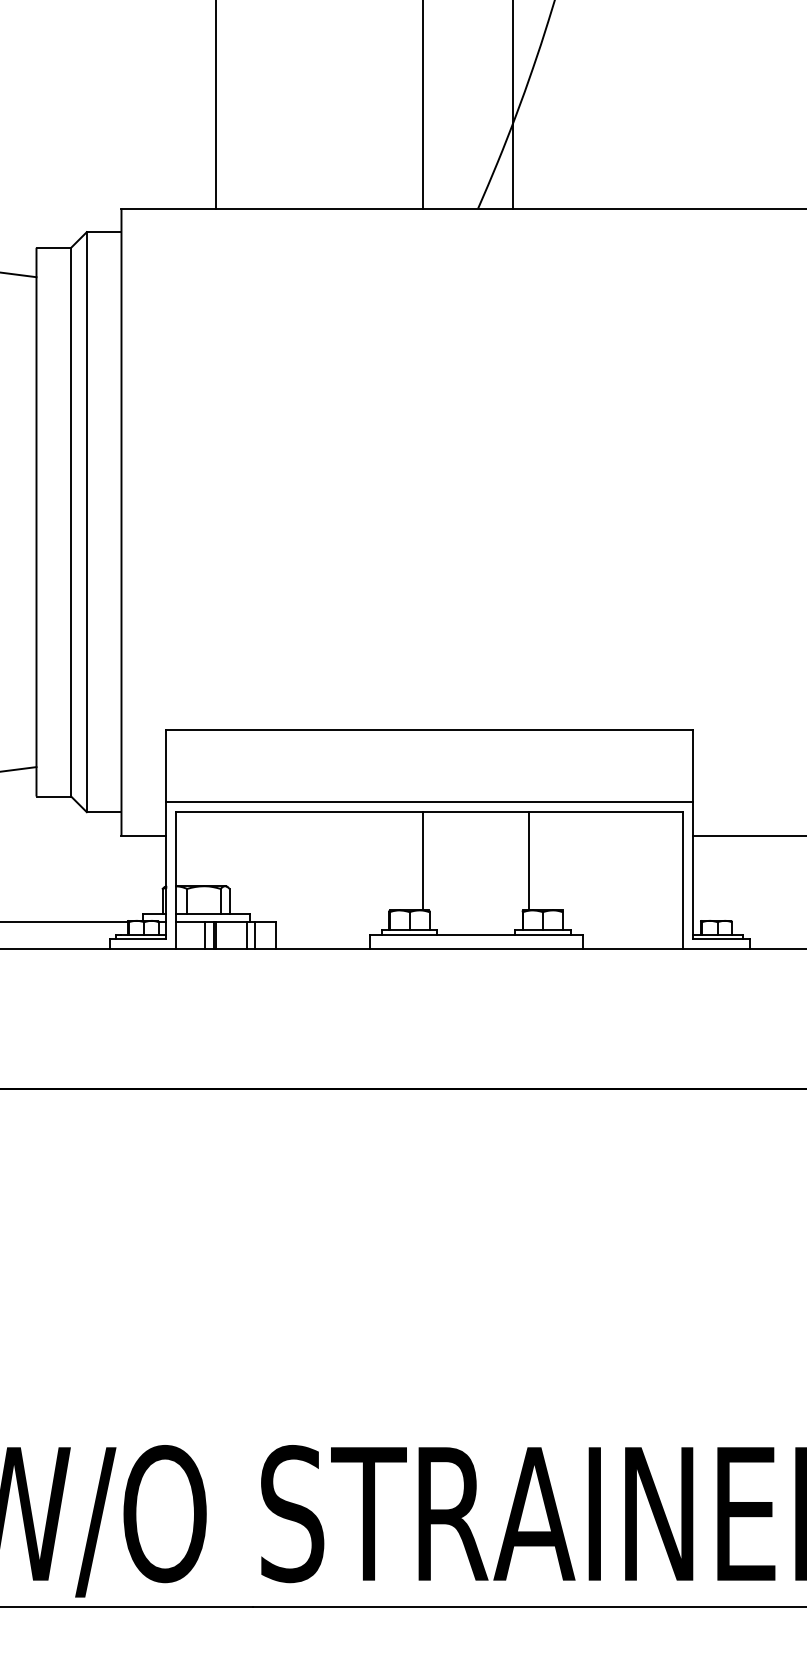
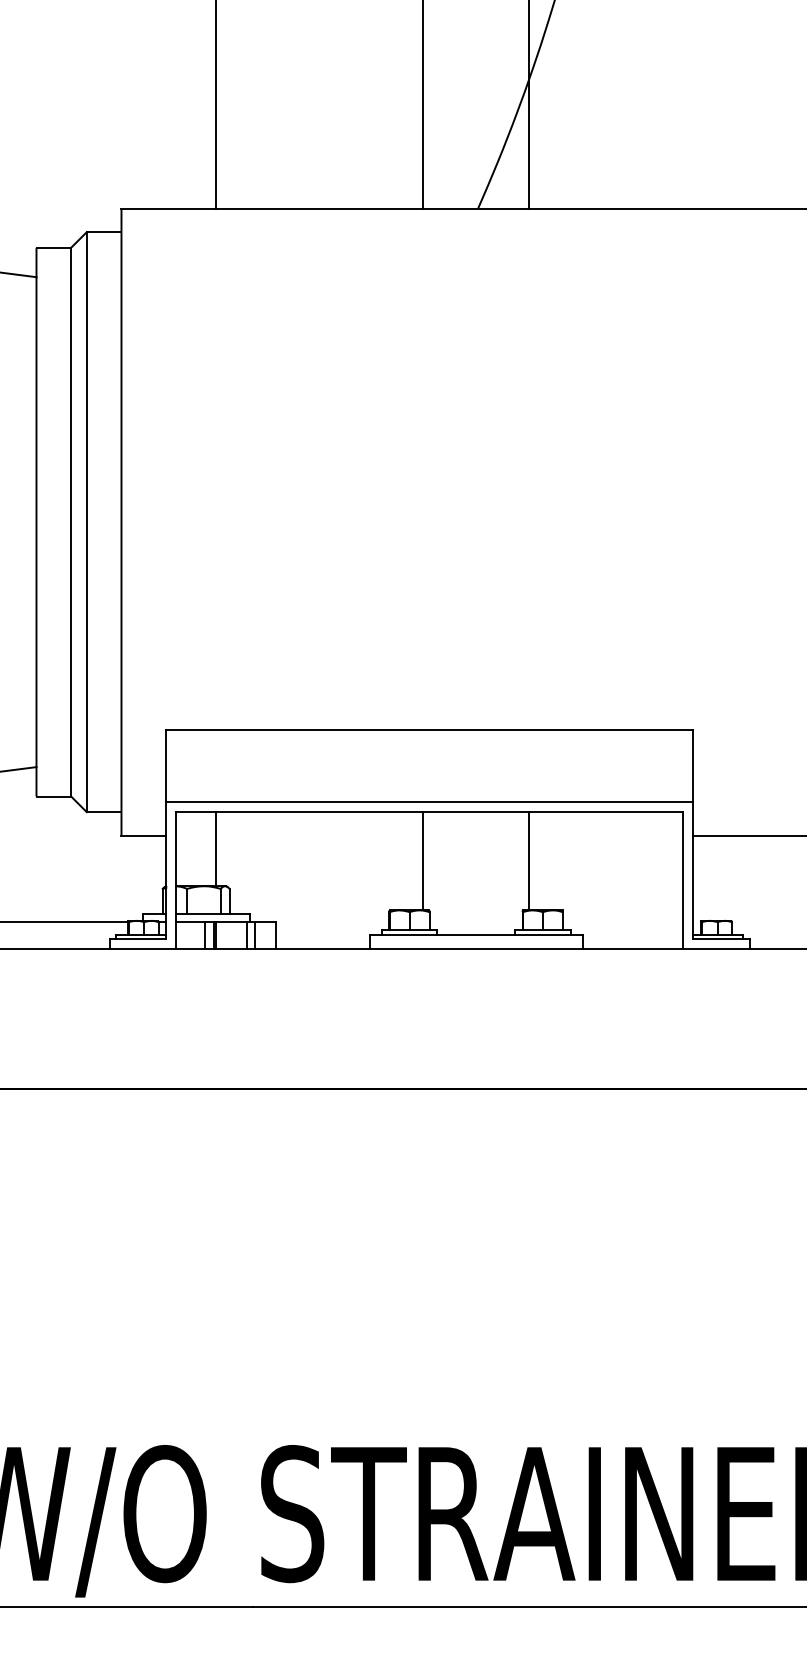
line position: (513, 105) -> (529, 105) (529, 105)
line: none -> present (216, 849)
